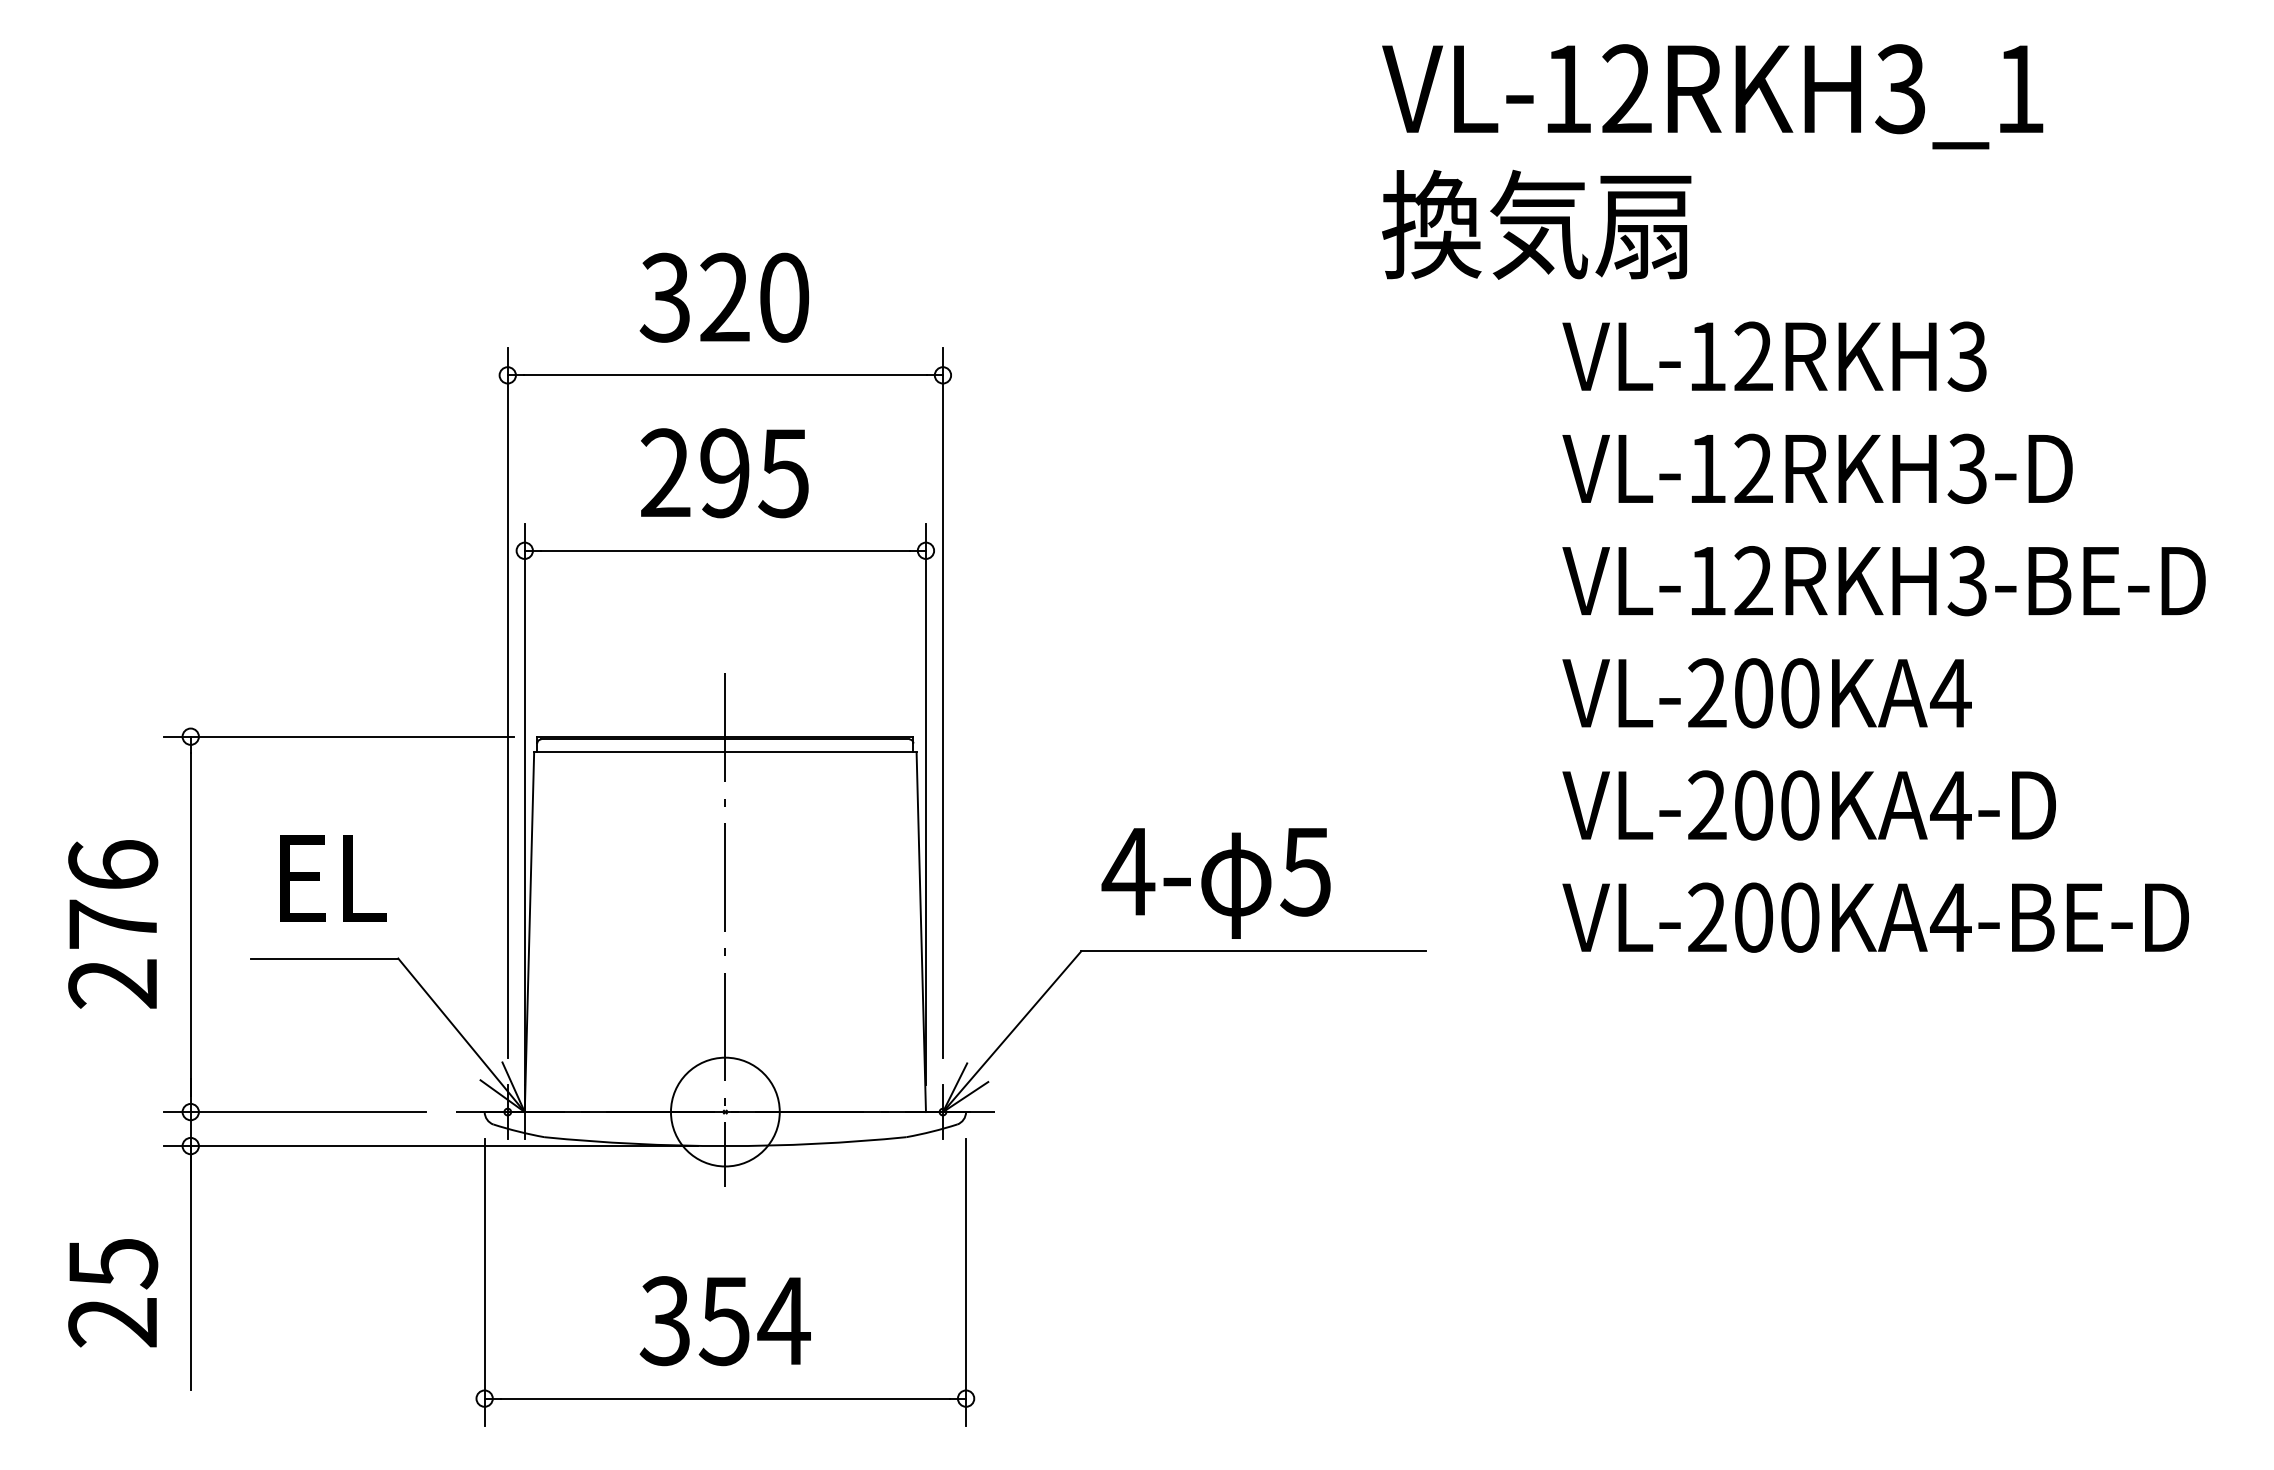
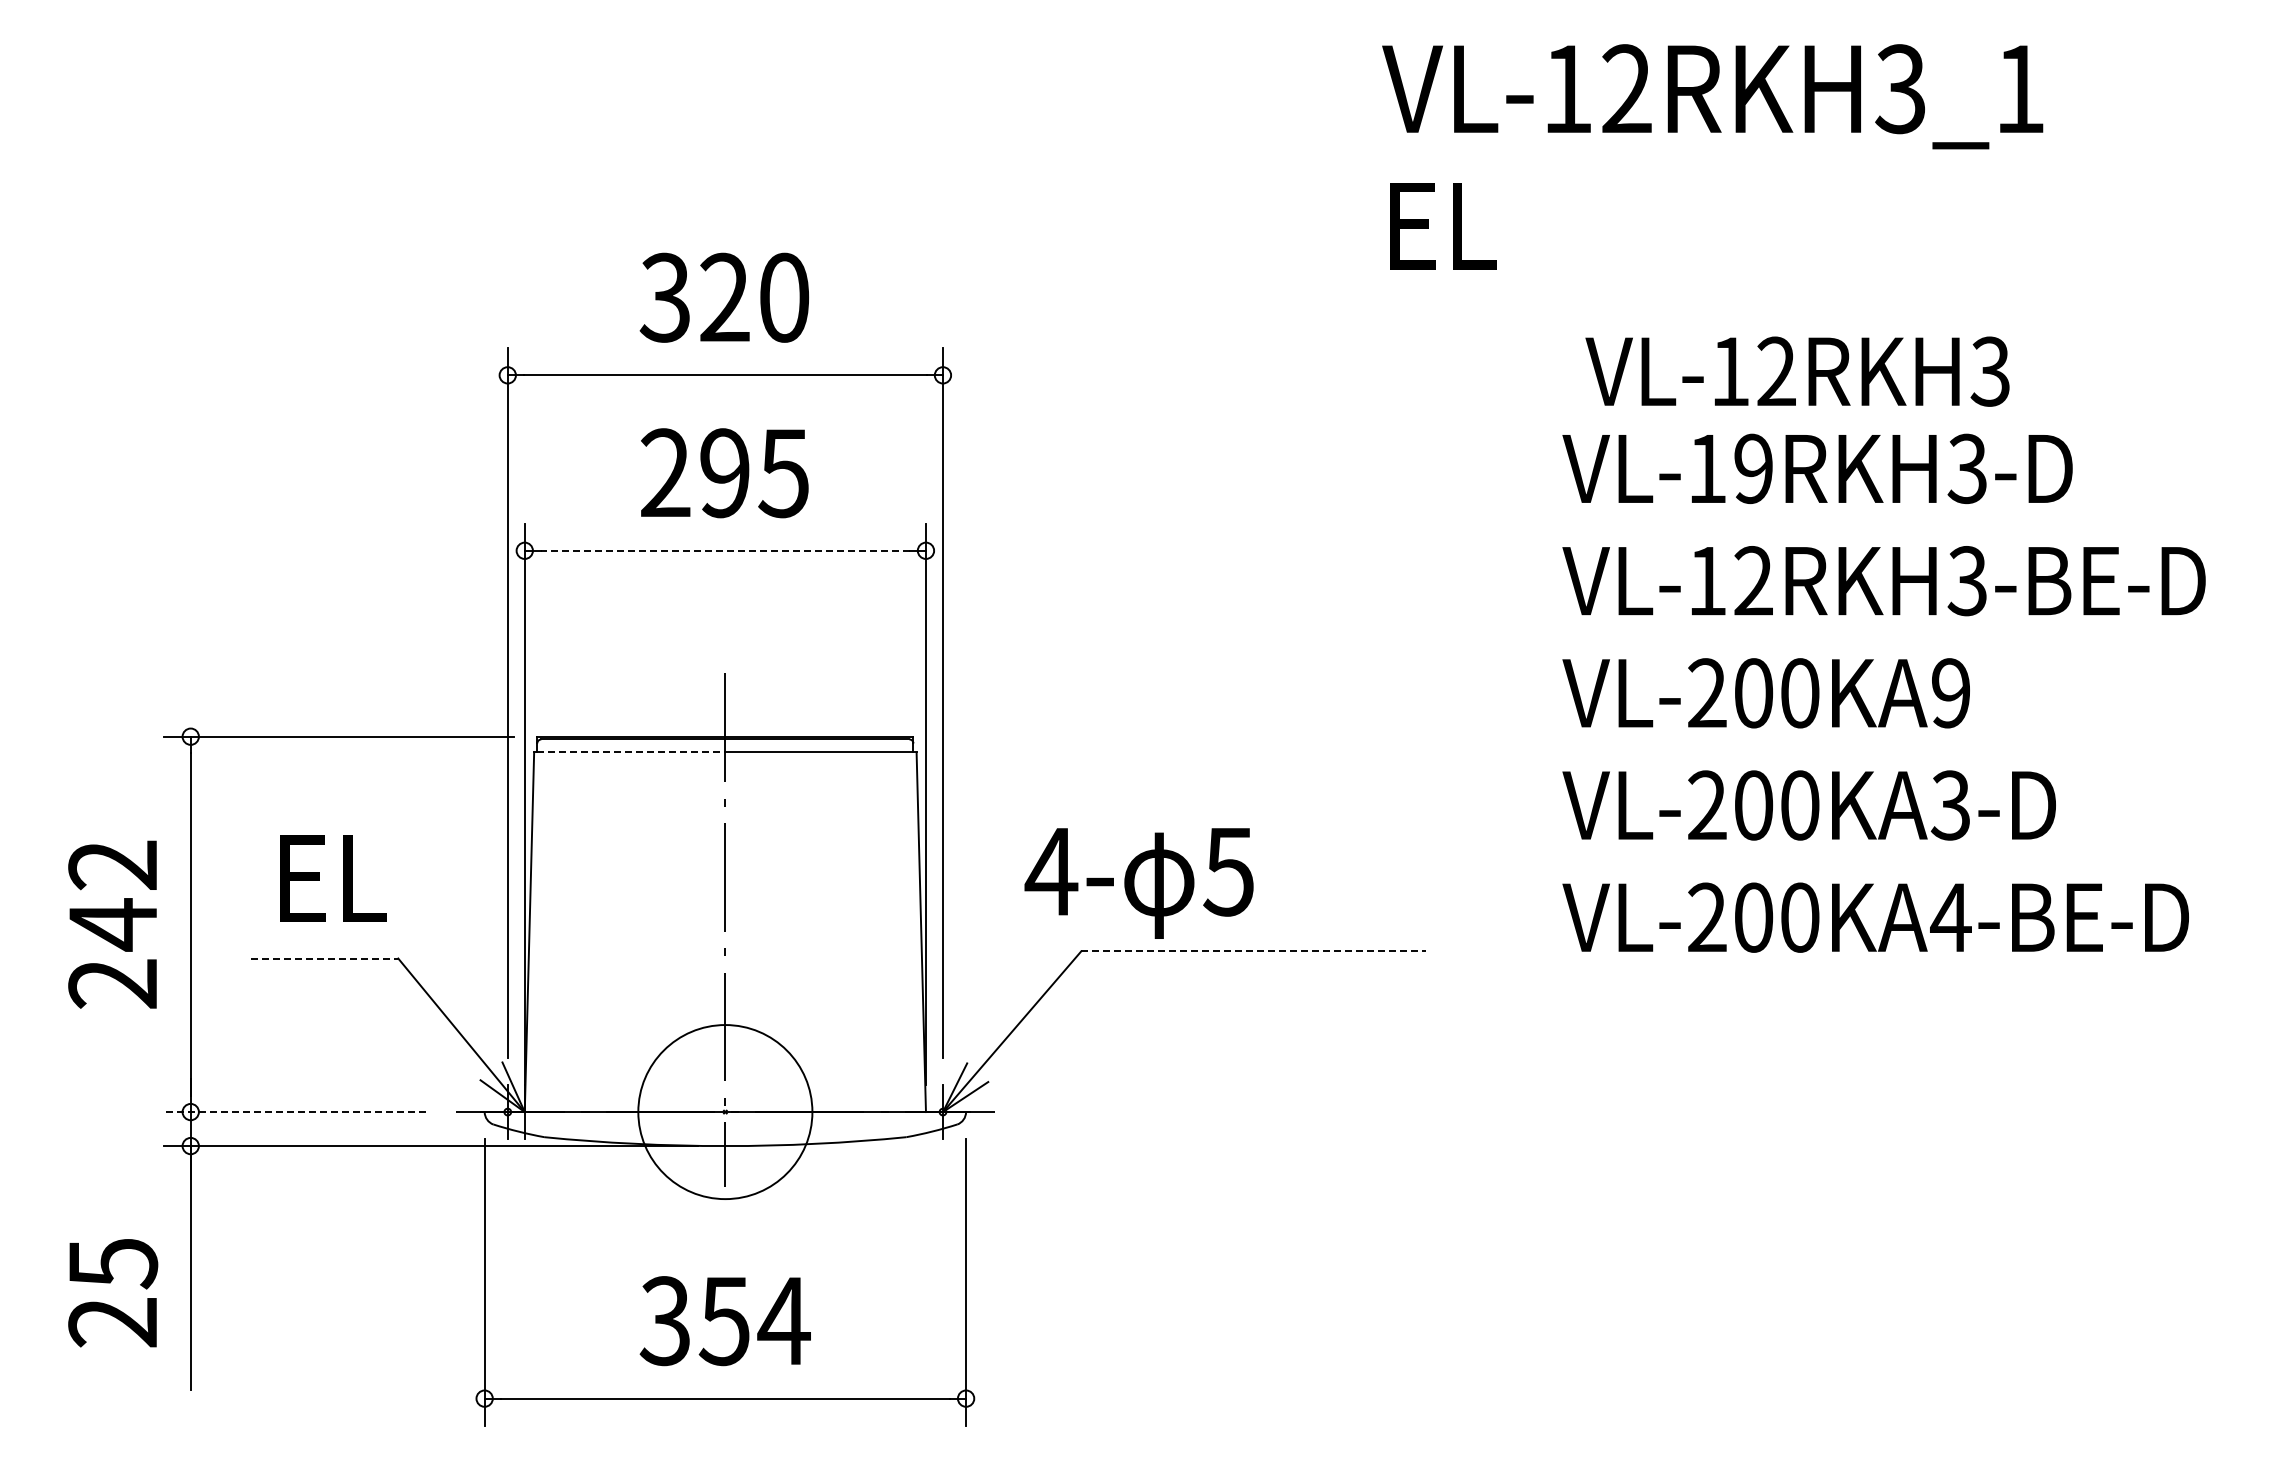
text: 換気扇 -> EL (1536, 224)
text position: (1774, 356) -> (1797, 371) (1797, 371)
text: VL-12RKH3-D -> VL-19RKH3-D (1753, 468)
line: solid -> dashed (724, 550)
text: VL-200KA4 -> VL-200KA9 (1950, 693)
line: solid -> dashed (631, 752)
text: VL-200KA4-D -> VL-200KA3-D (1950, 805)
text position: (1215, 883) -> (1138, 883) (1138, 883)
text: 276 -> 242 (113, 895)
line: solid -> dashed (1253, 951)
line: solid -> dashed (324, 958)
circle diameter: 109 px -> 174 px (725, 1112)
line: solid -> dashed (294, 1112)
